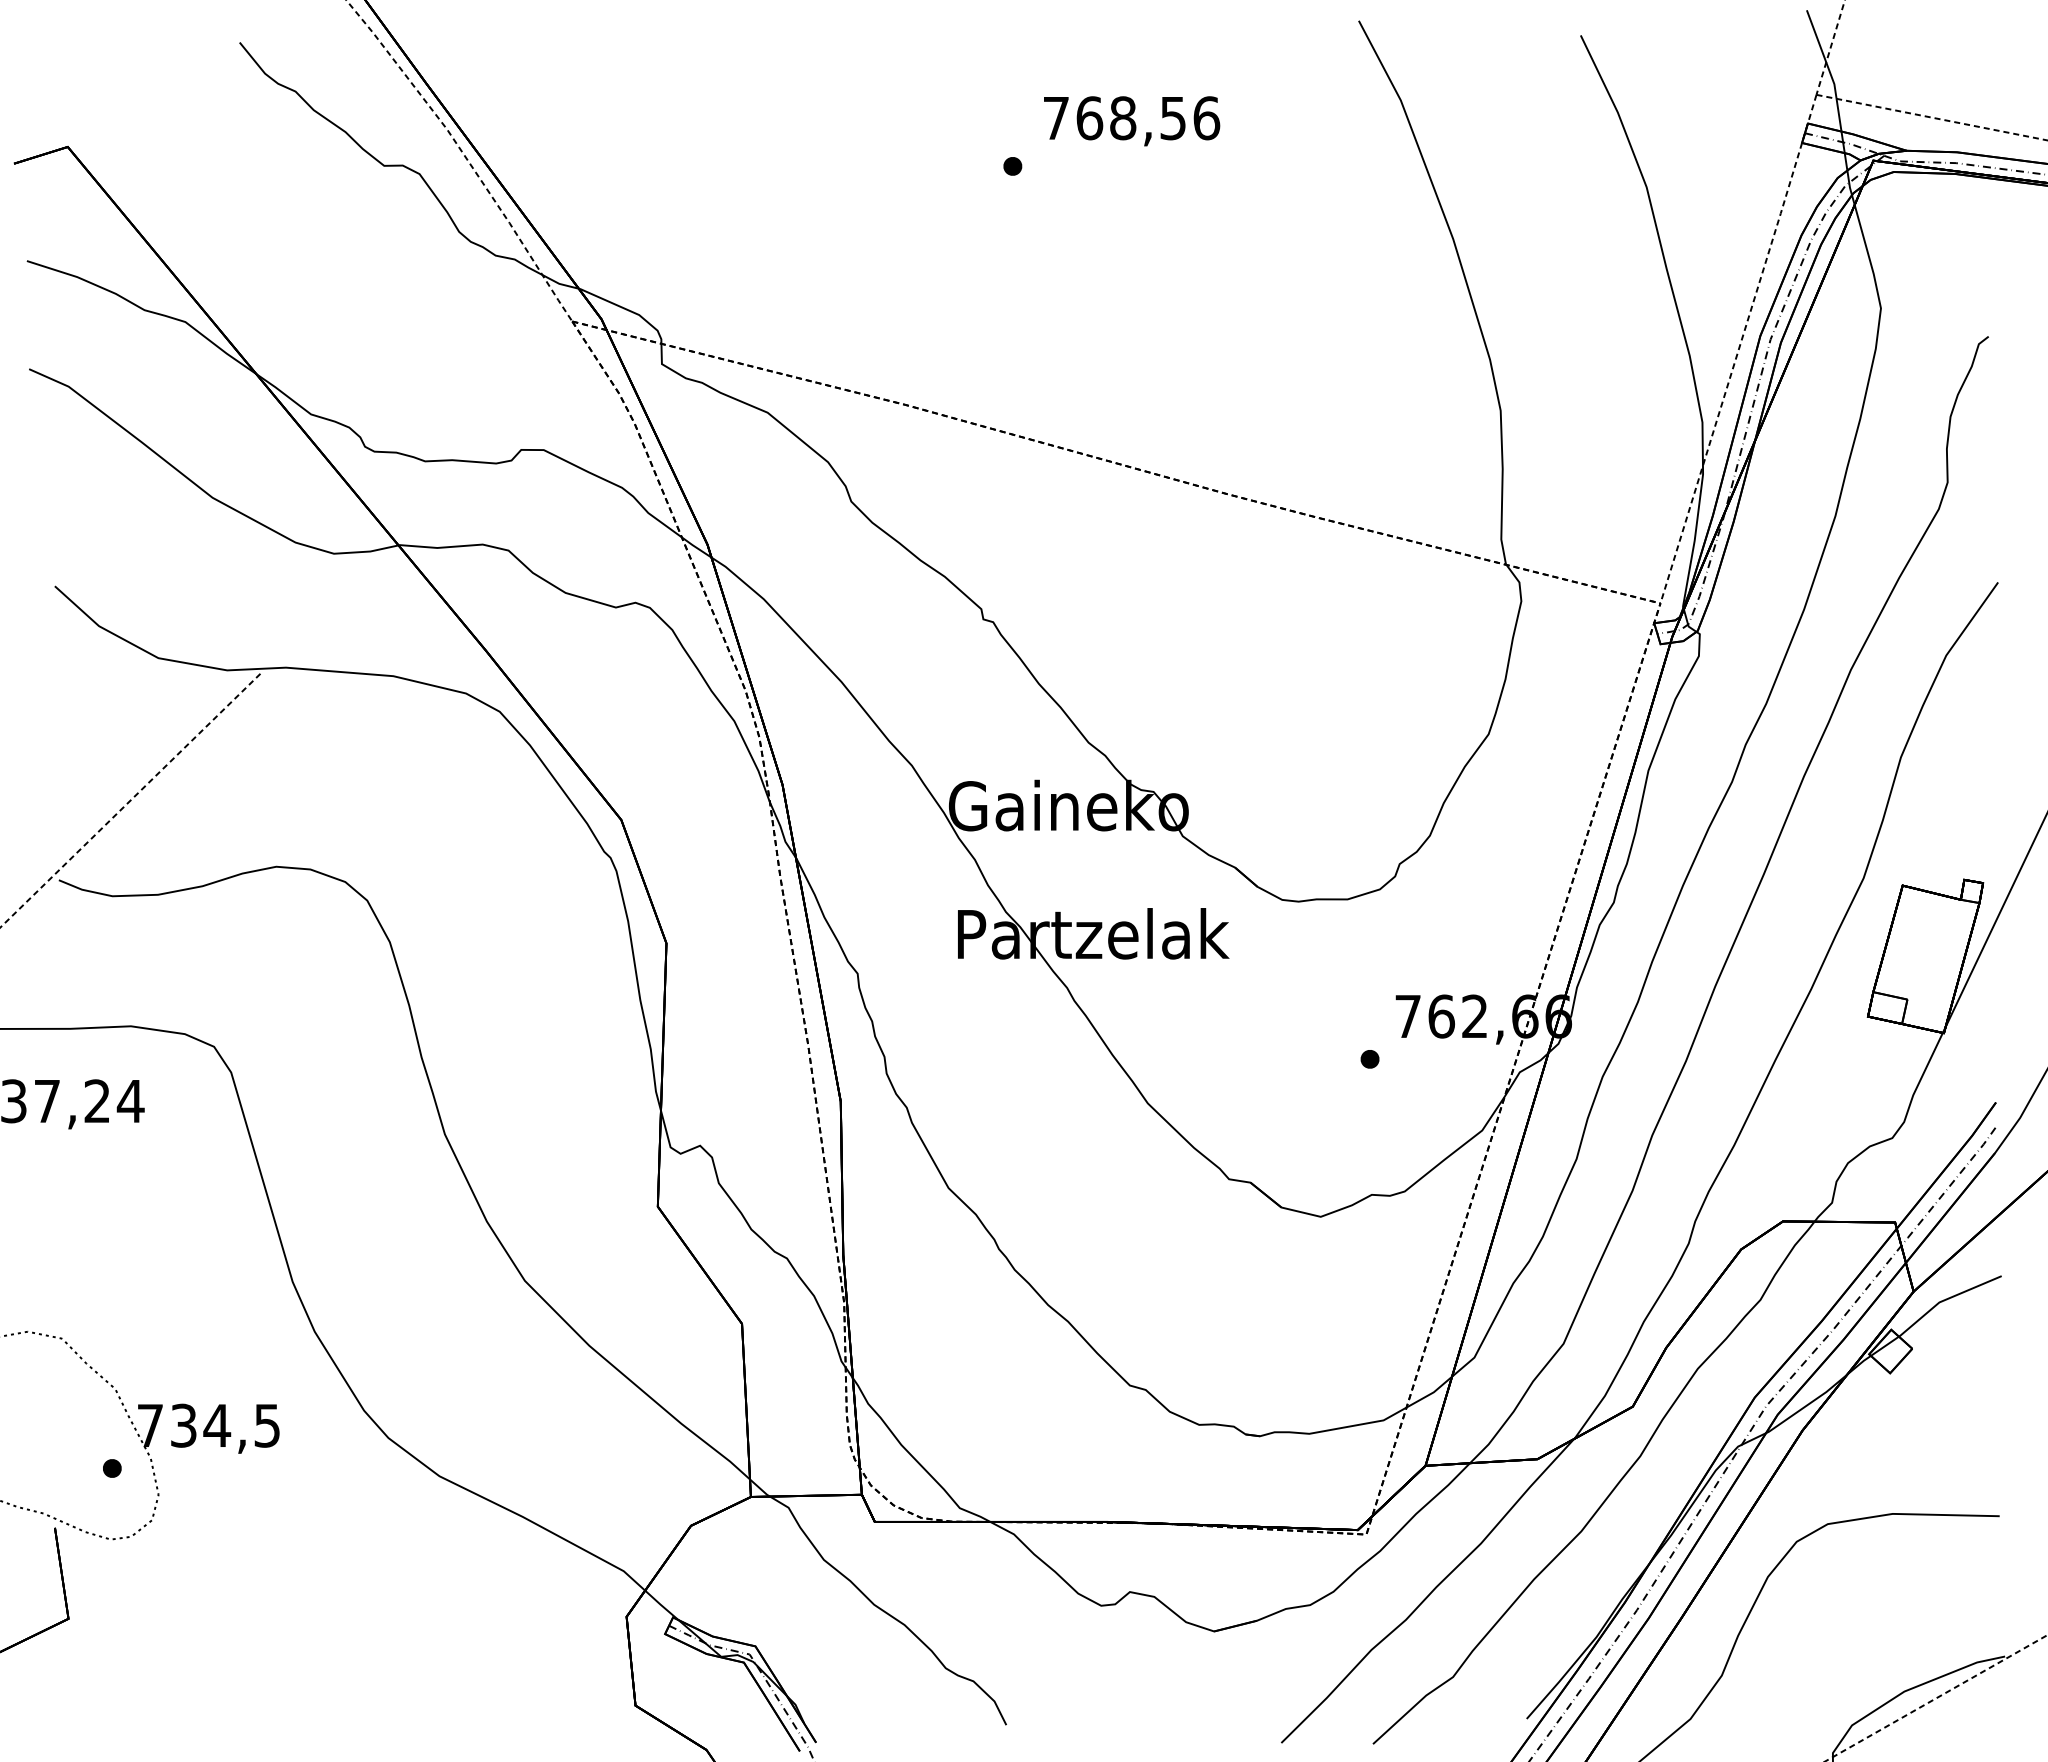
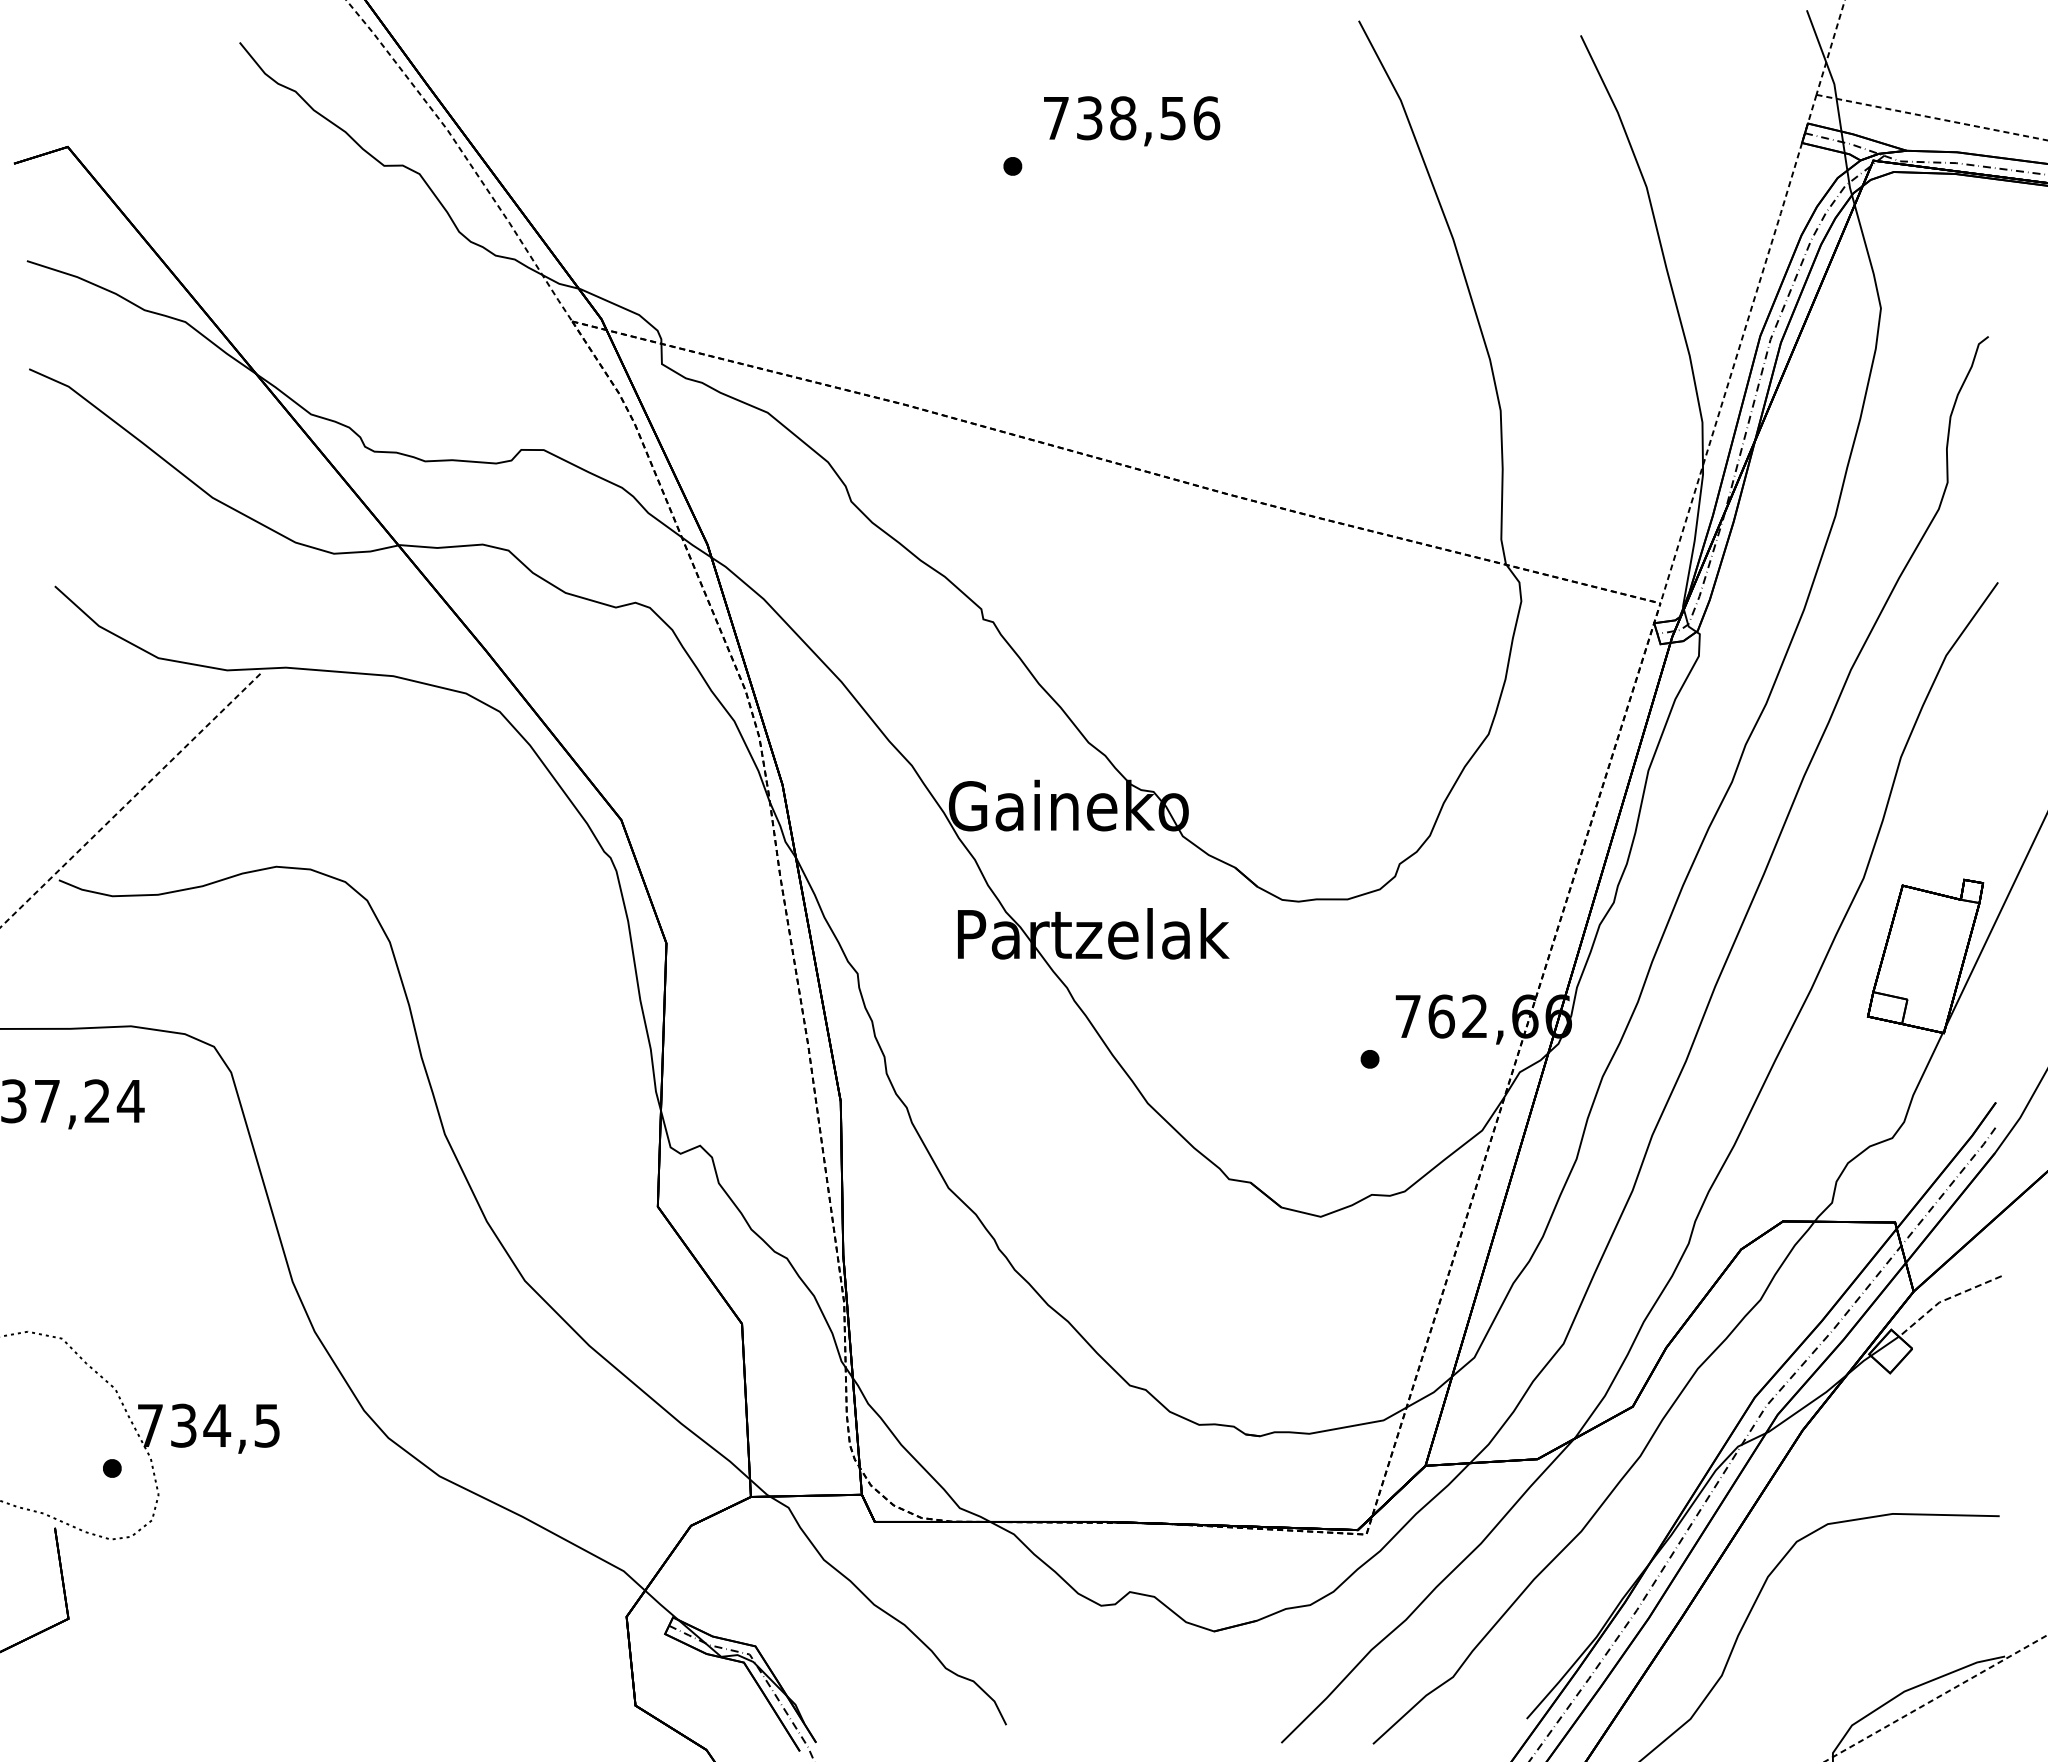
text: 768,56 -> 738,56 (1089, 118)
line: solid -> dashed (1944, 1300)
